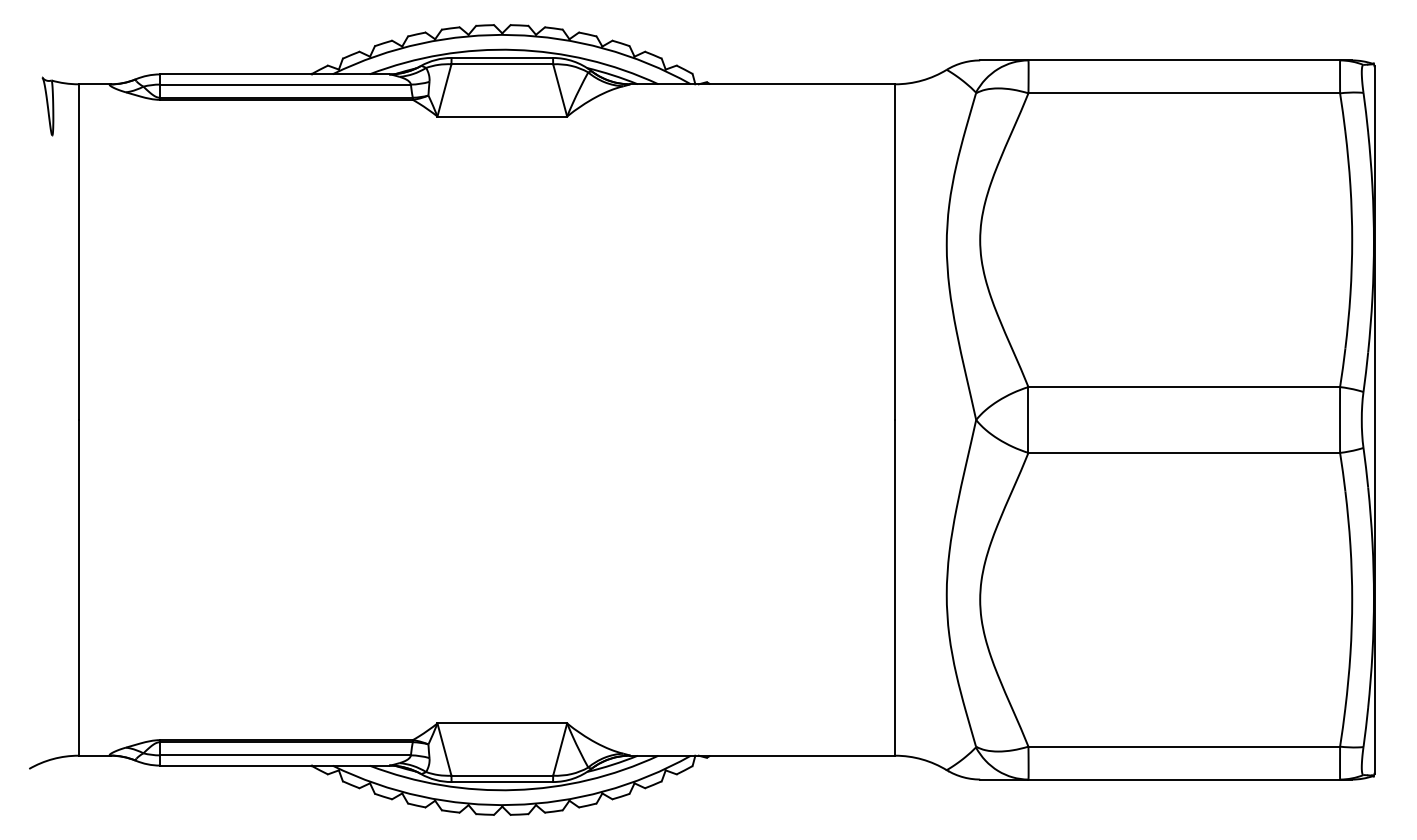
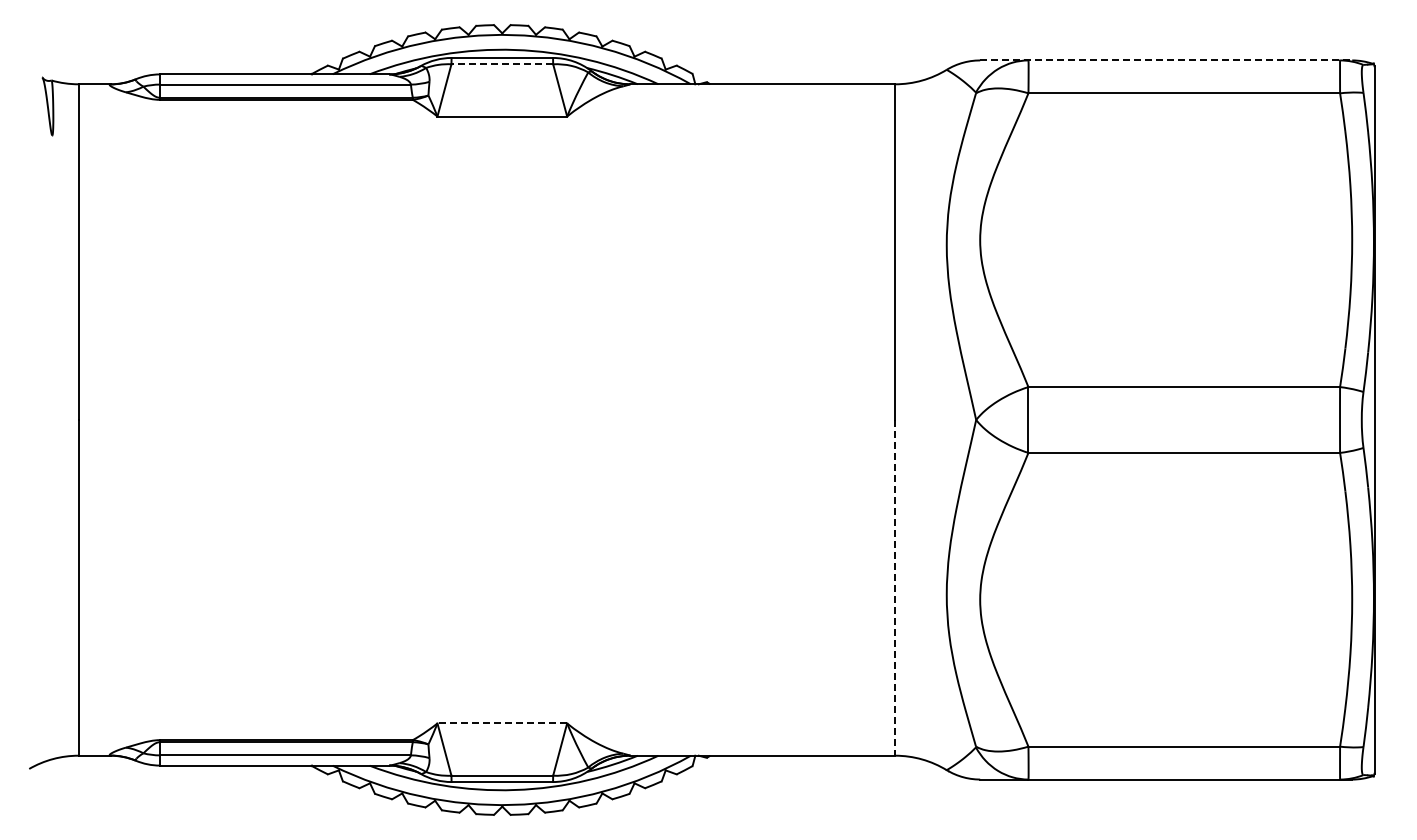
line: solid -> dashed (1166, 60)
line: solid -> dashed (502, 64)
line: solid -> dashed (895, 587)
line: solid -> dashed (502, 723)
